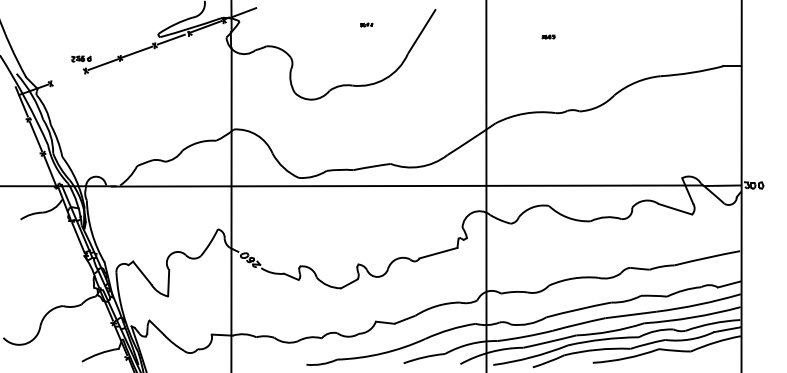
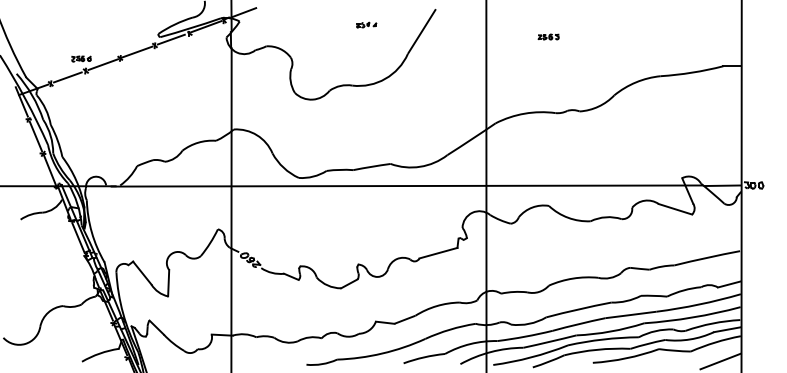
part size: 14x6 px -> 22x8 px (366, 24)
part size: 15x6 px -> 23x8 px (548, 36)
line: none -> present (67, 77)
line: none -> present (720, 361)
